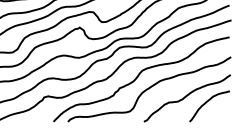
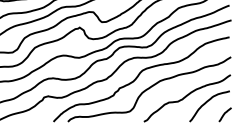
curve: none -> present (224, 114)
